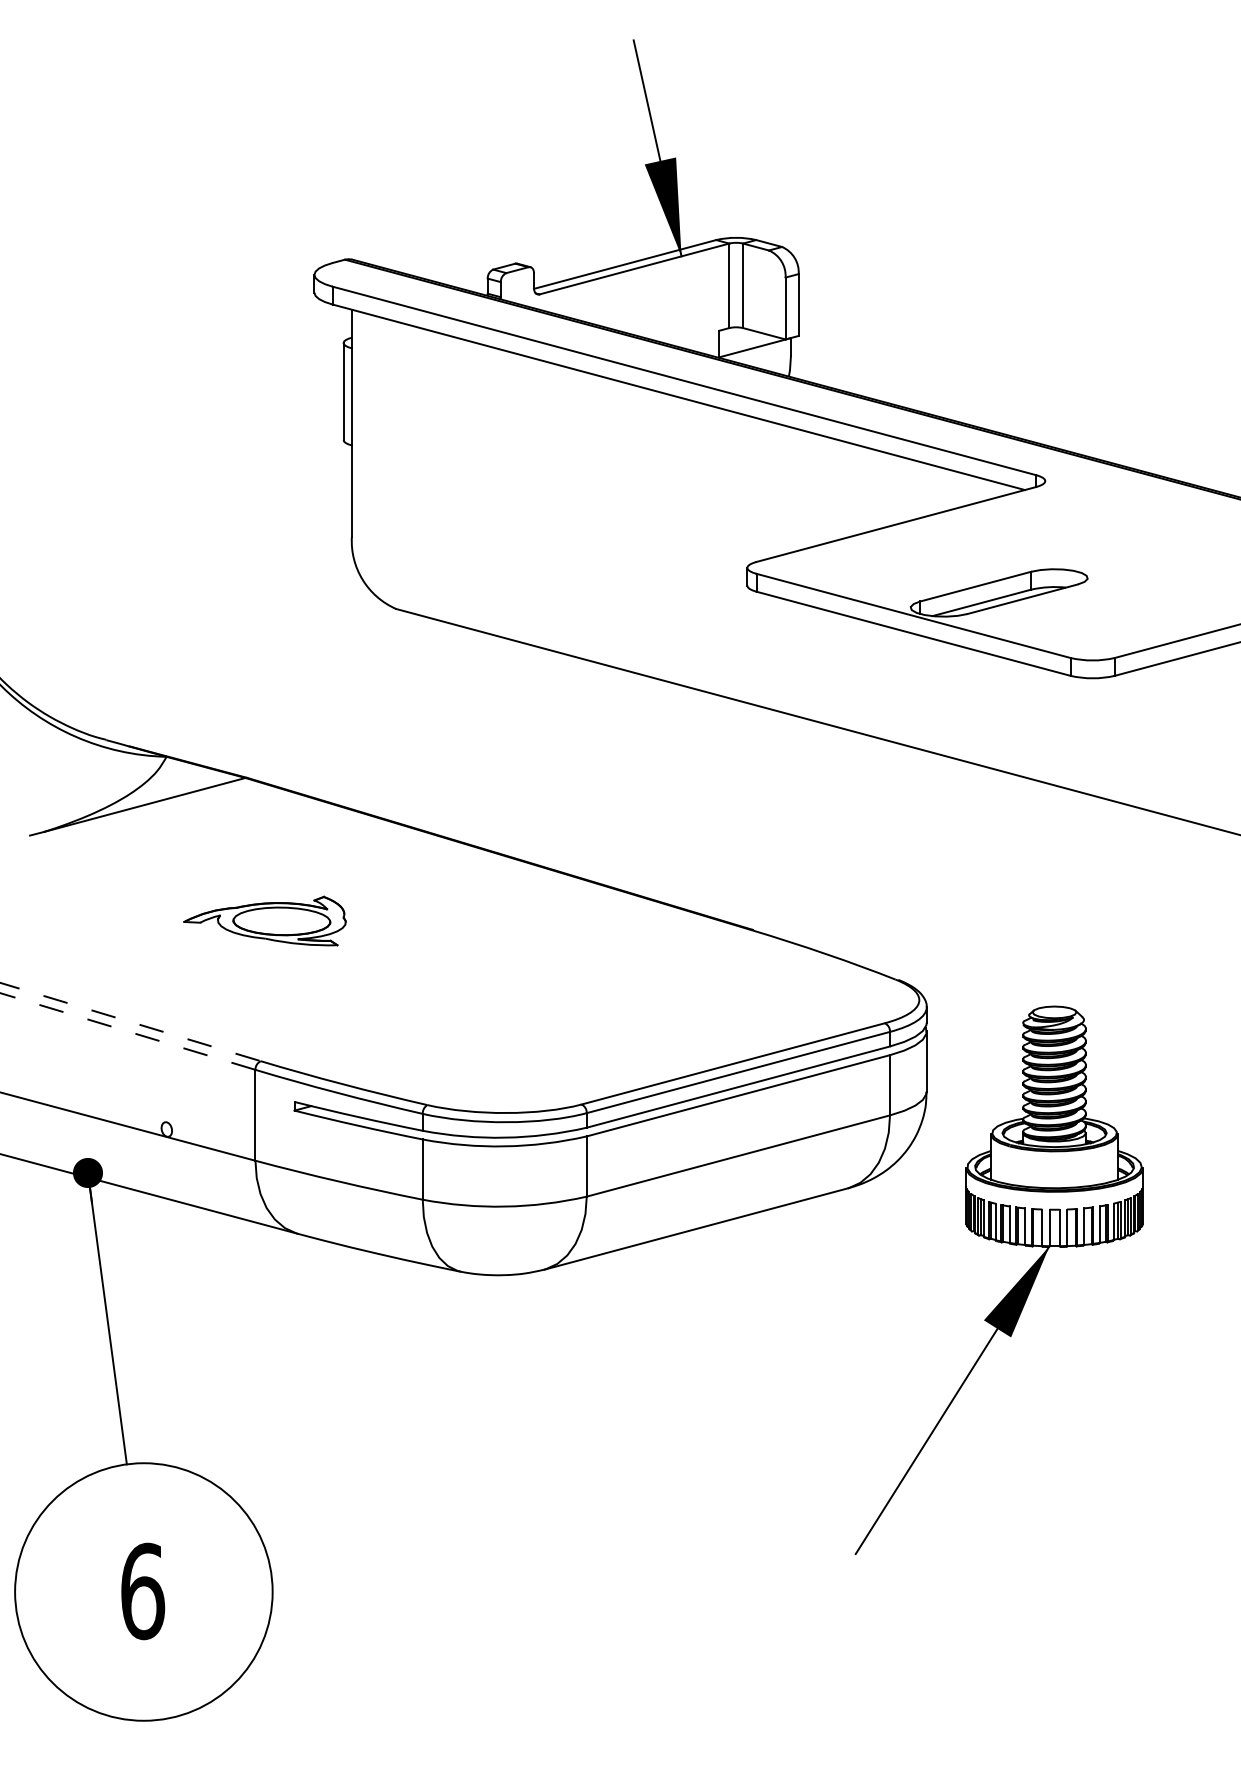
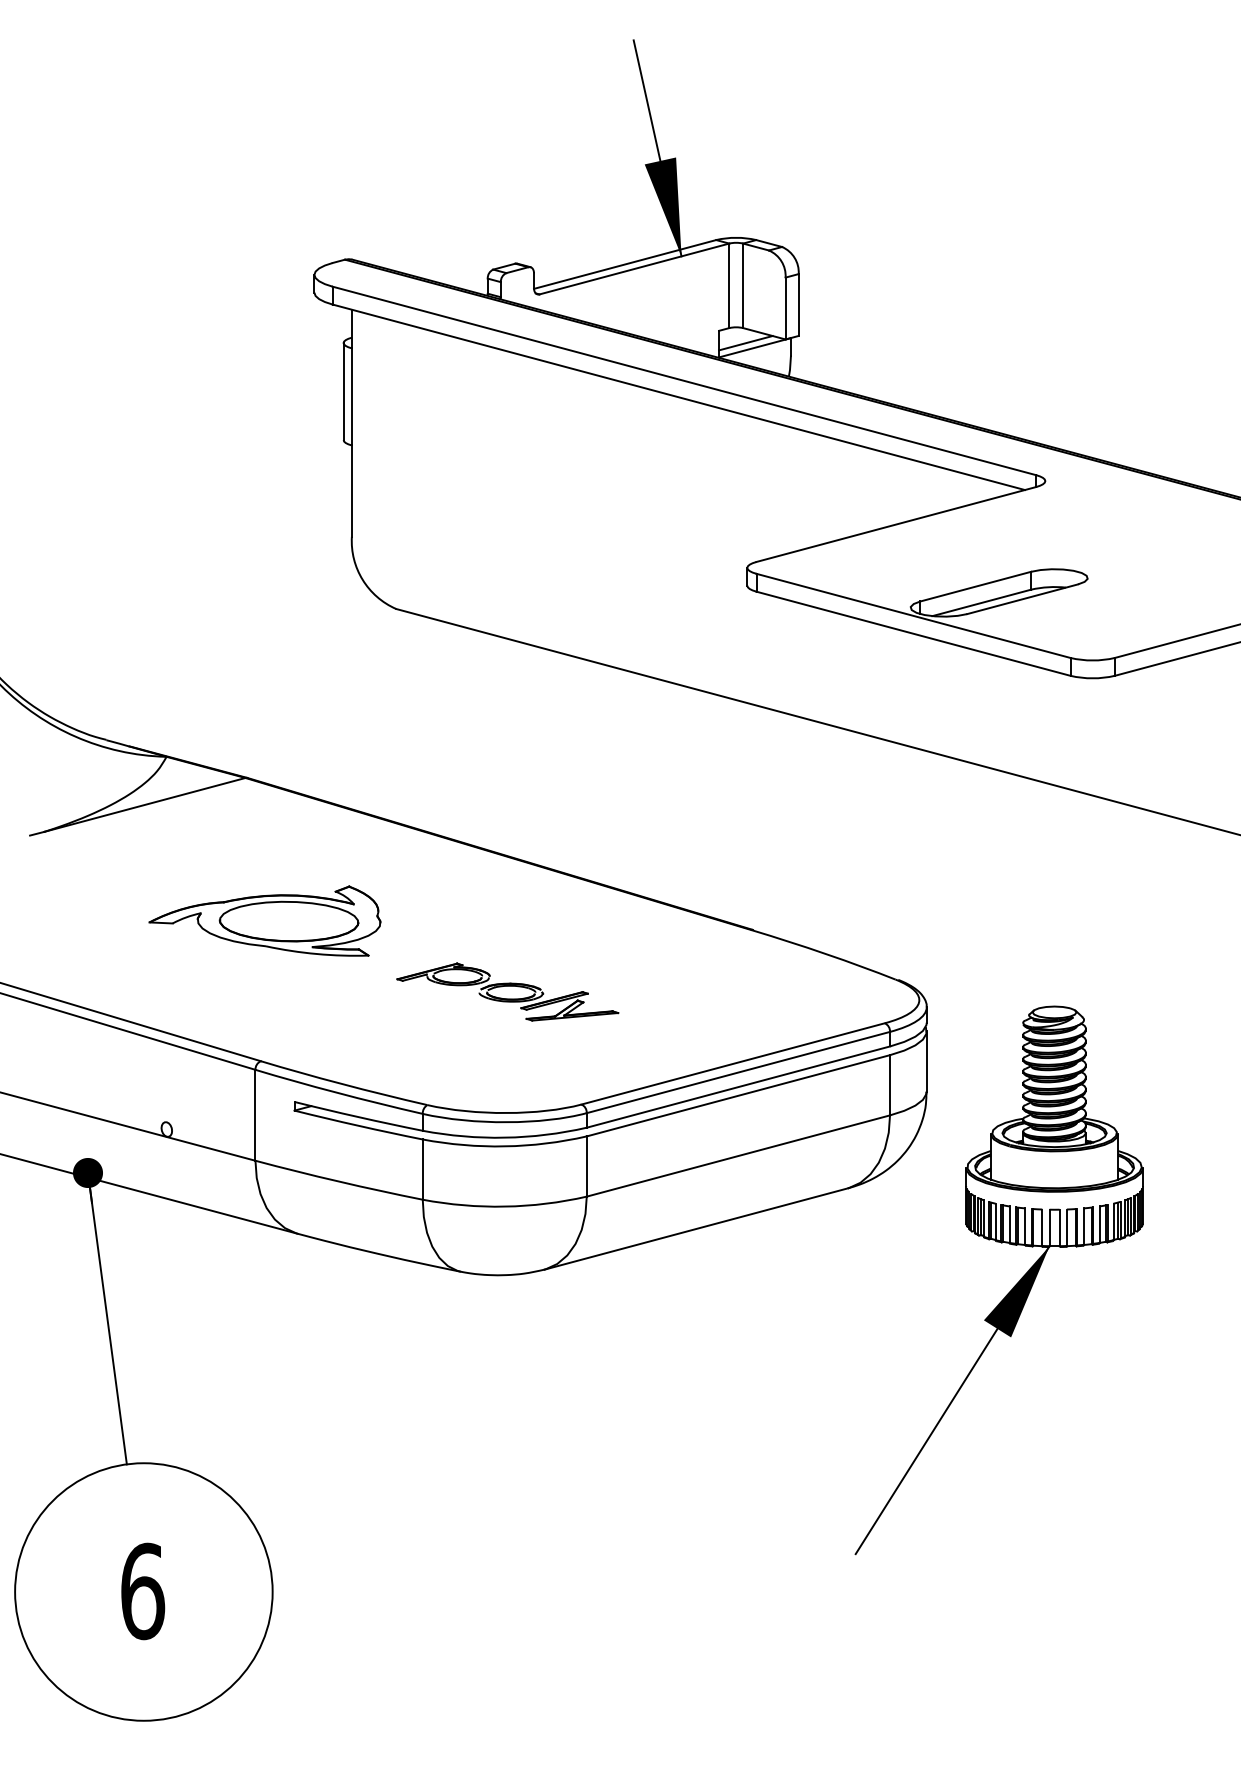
line: none -> present (745, 343)
part size: 164x52 px -> 234x72 px (264, 920)
part: none -> present (507, 991)
line: dashed -> solid (130, 1022)
line: dashed -> solid (128, 1031)
